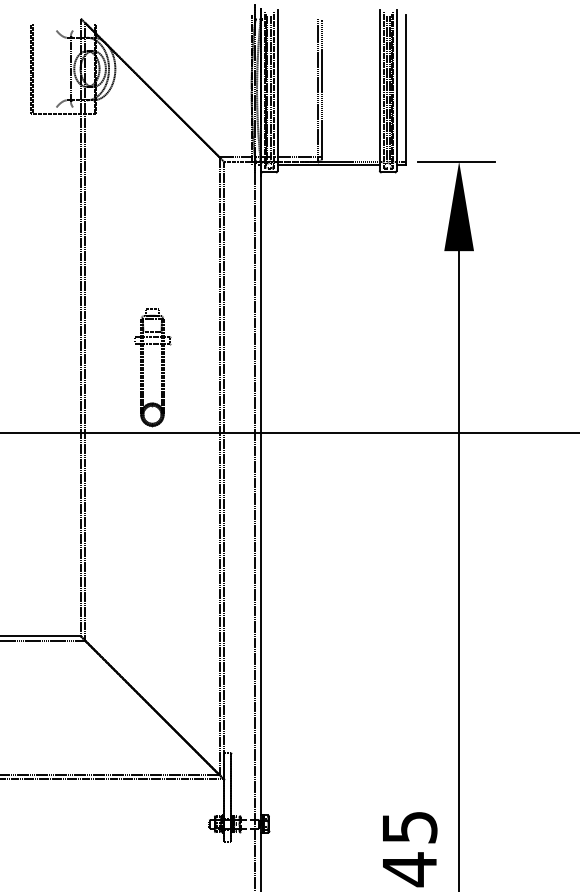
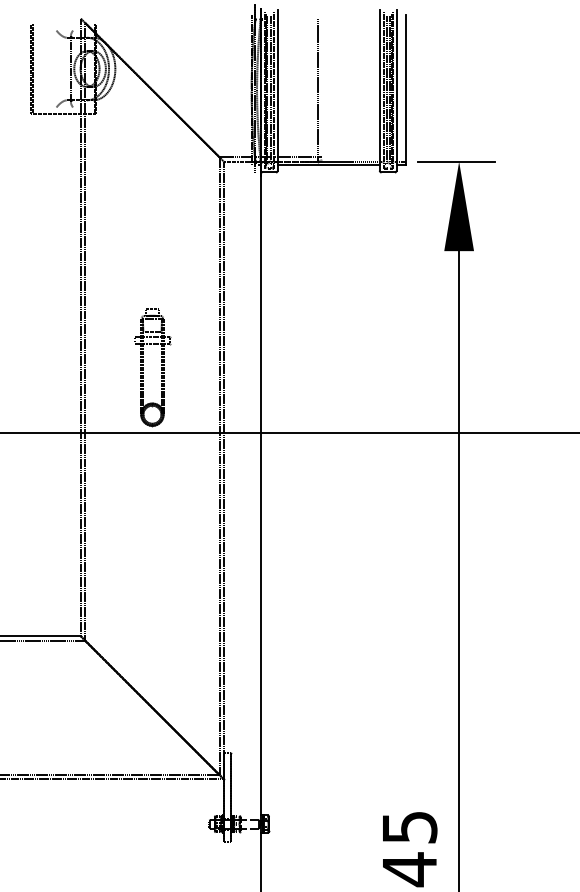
line: present -> none (322, 89)
line: present -> none (255, 524)
